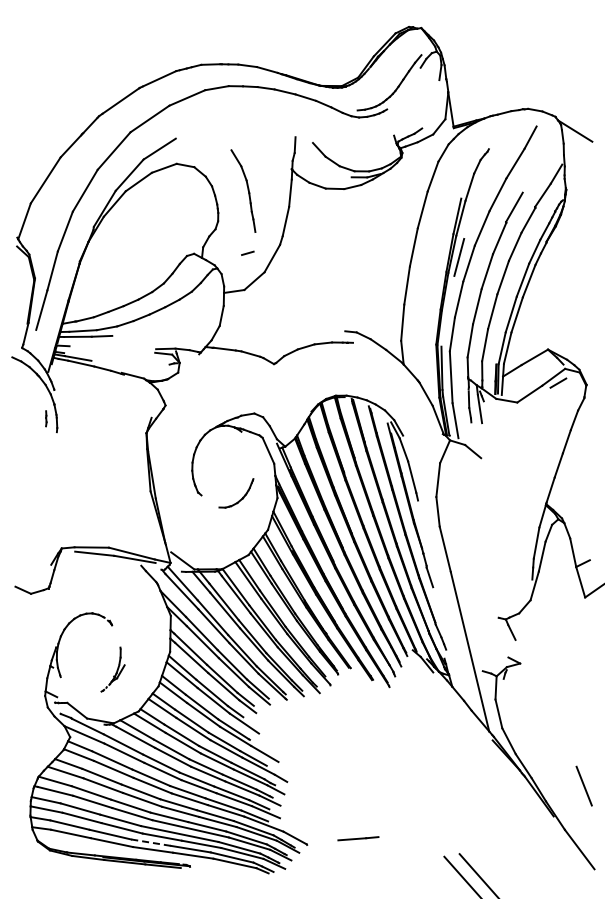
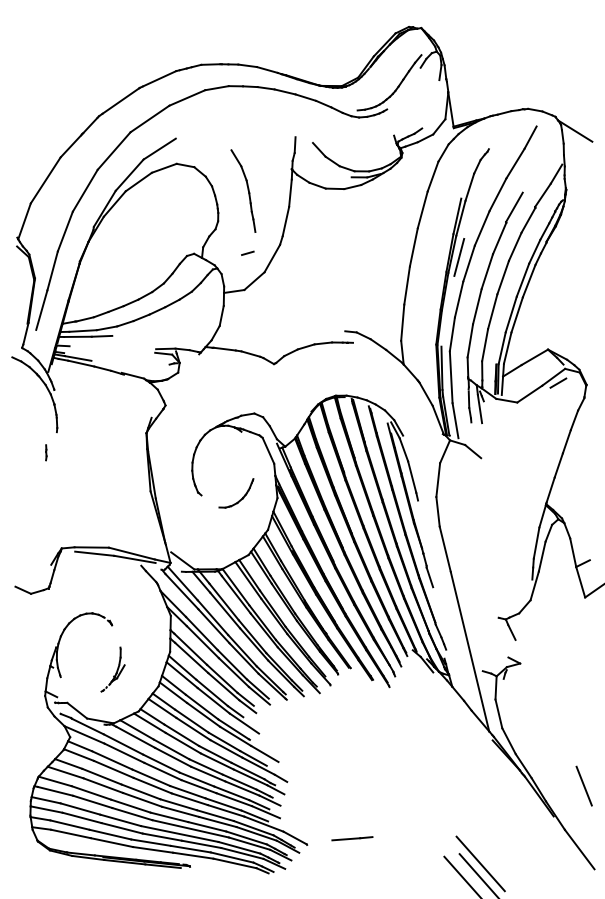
line position: (46, 418) -> (46, 452) (46, 452)
line position: (358, 838) -> (352, 838) (352, 838)
line: dashed -> solid (151, 842)
line: none -> present (480, 863)
